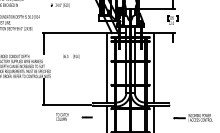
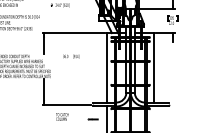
line position: (86, 117) -> (92, 119) (92, 119)
line: present -> none (154, 117)
part: present -> none (192, 117)
